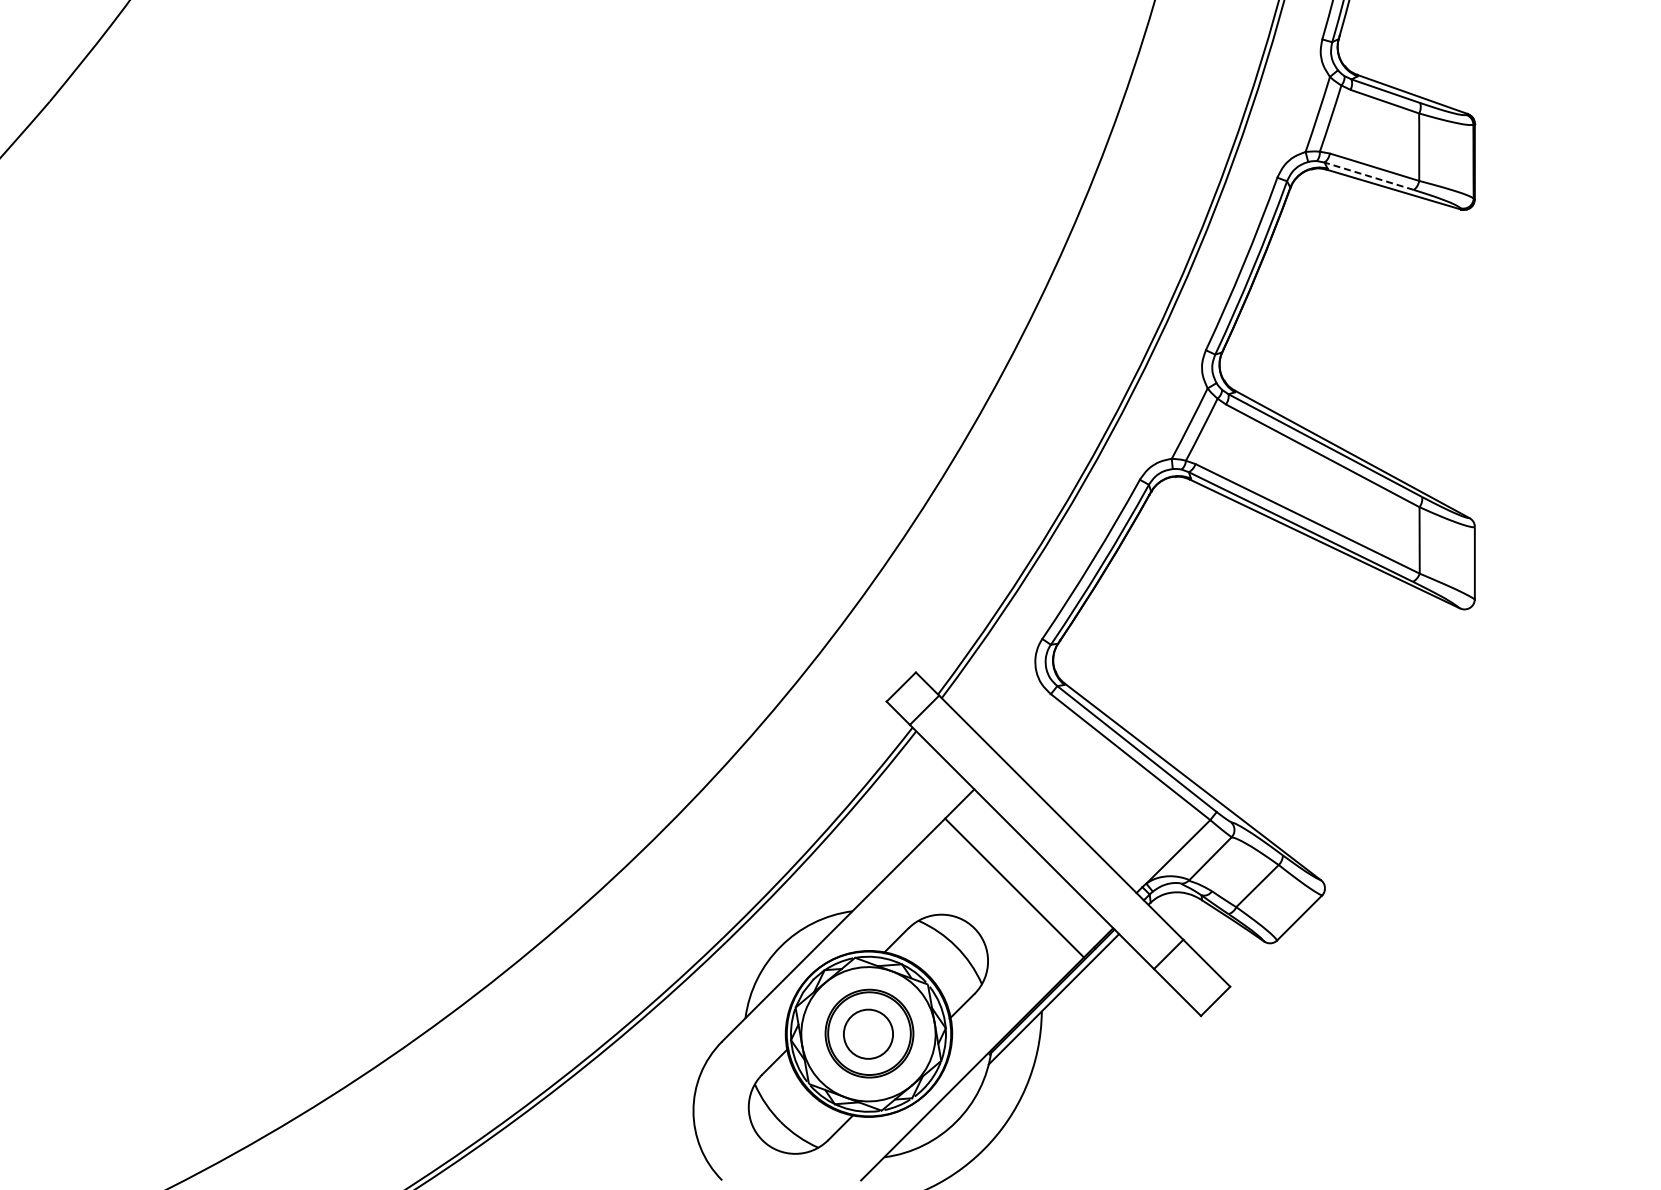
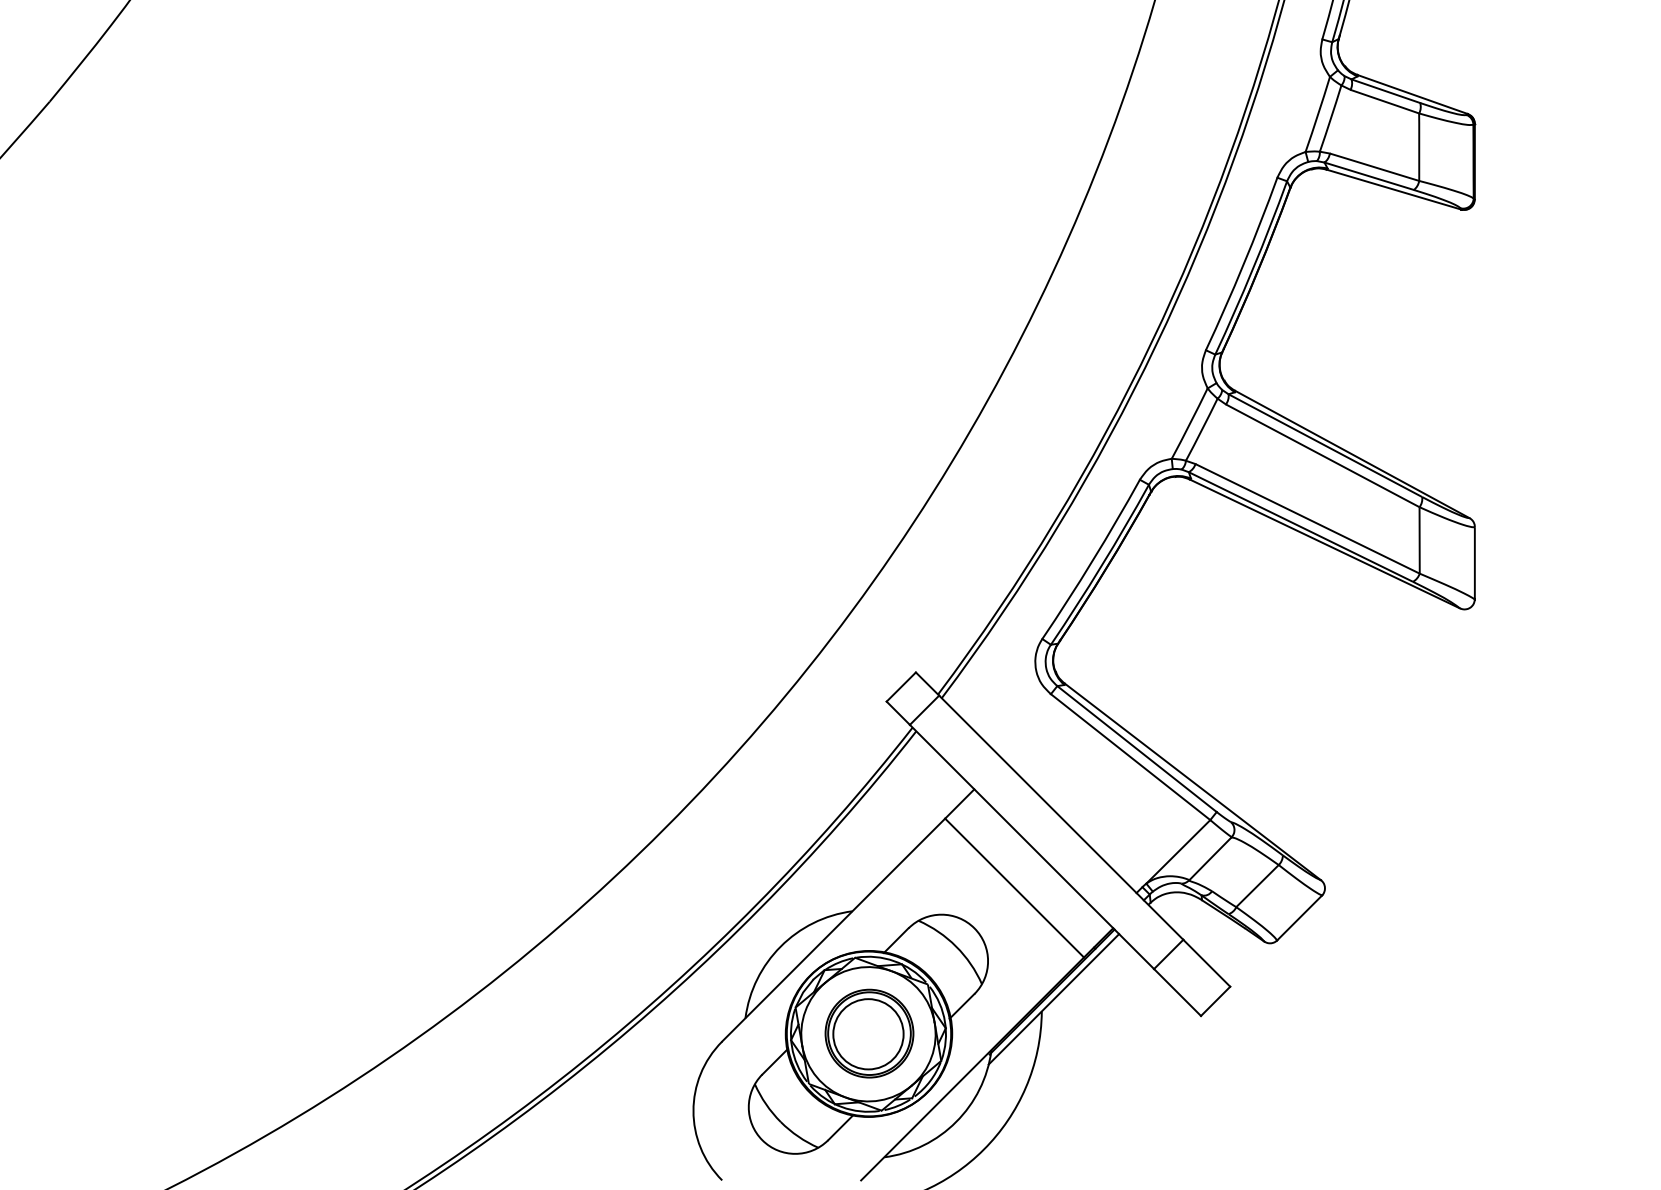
line: dashed -> solid (1369, 176)
circle diameter: 49 px -> 70 px (868, 1034)
